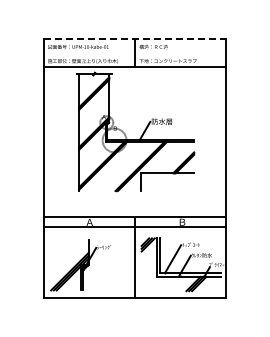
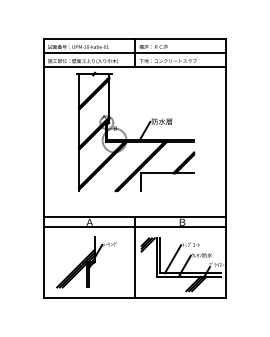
line: dashed -> solid (135, 38)
line: none -> present (134, 53)
part position: (80, 265) -> (86, 262) (86, 262)
